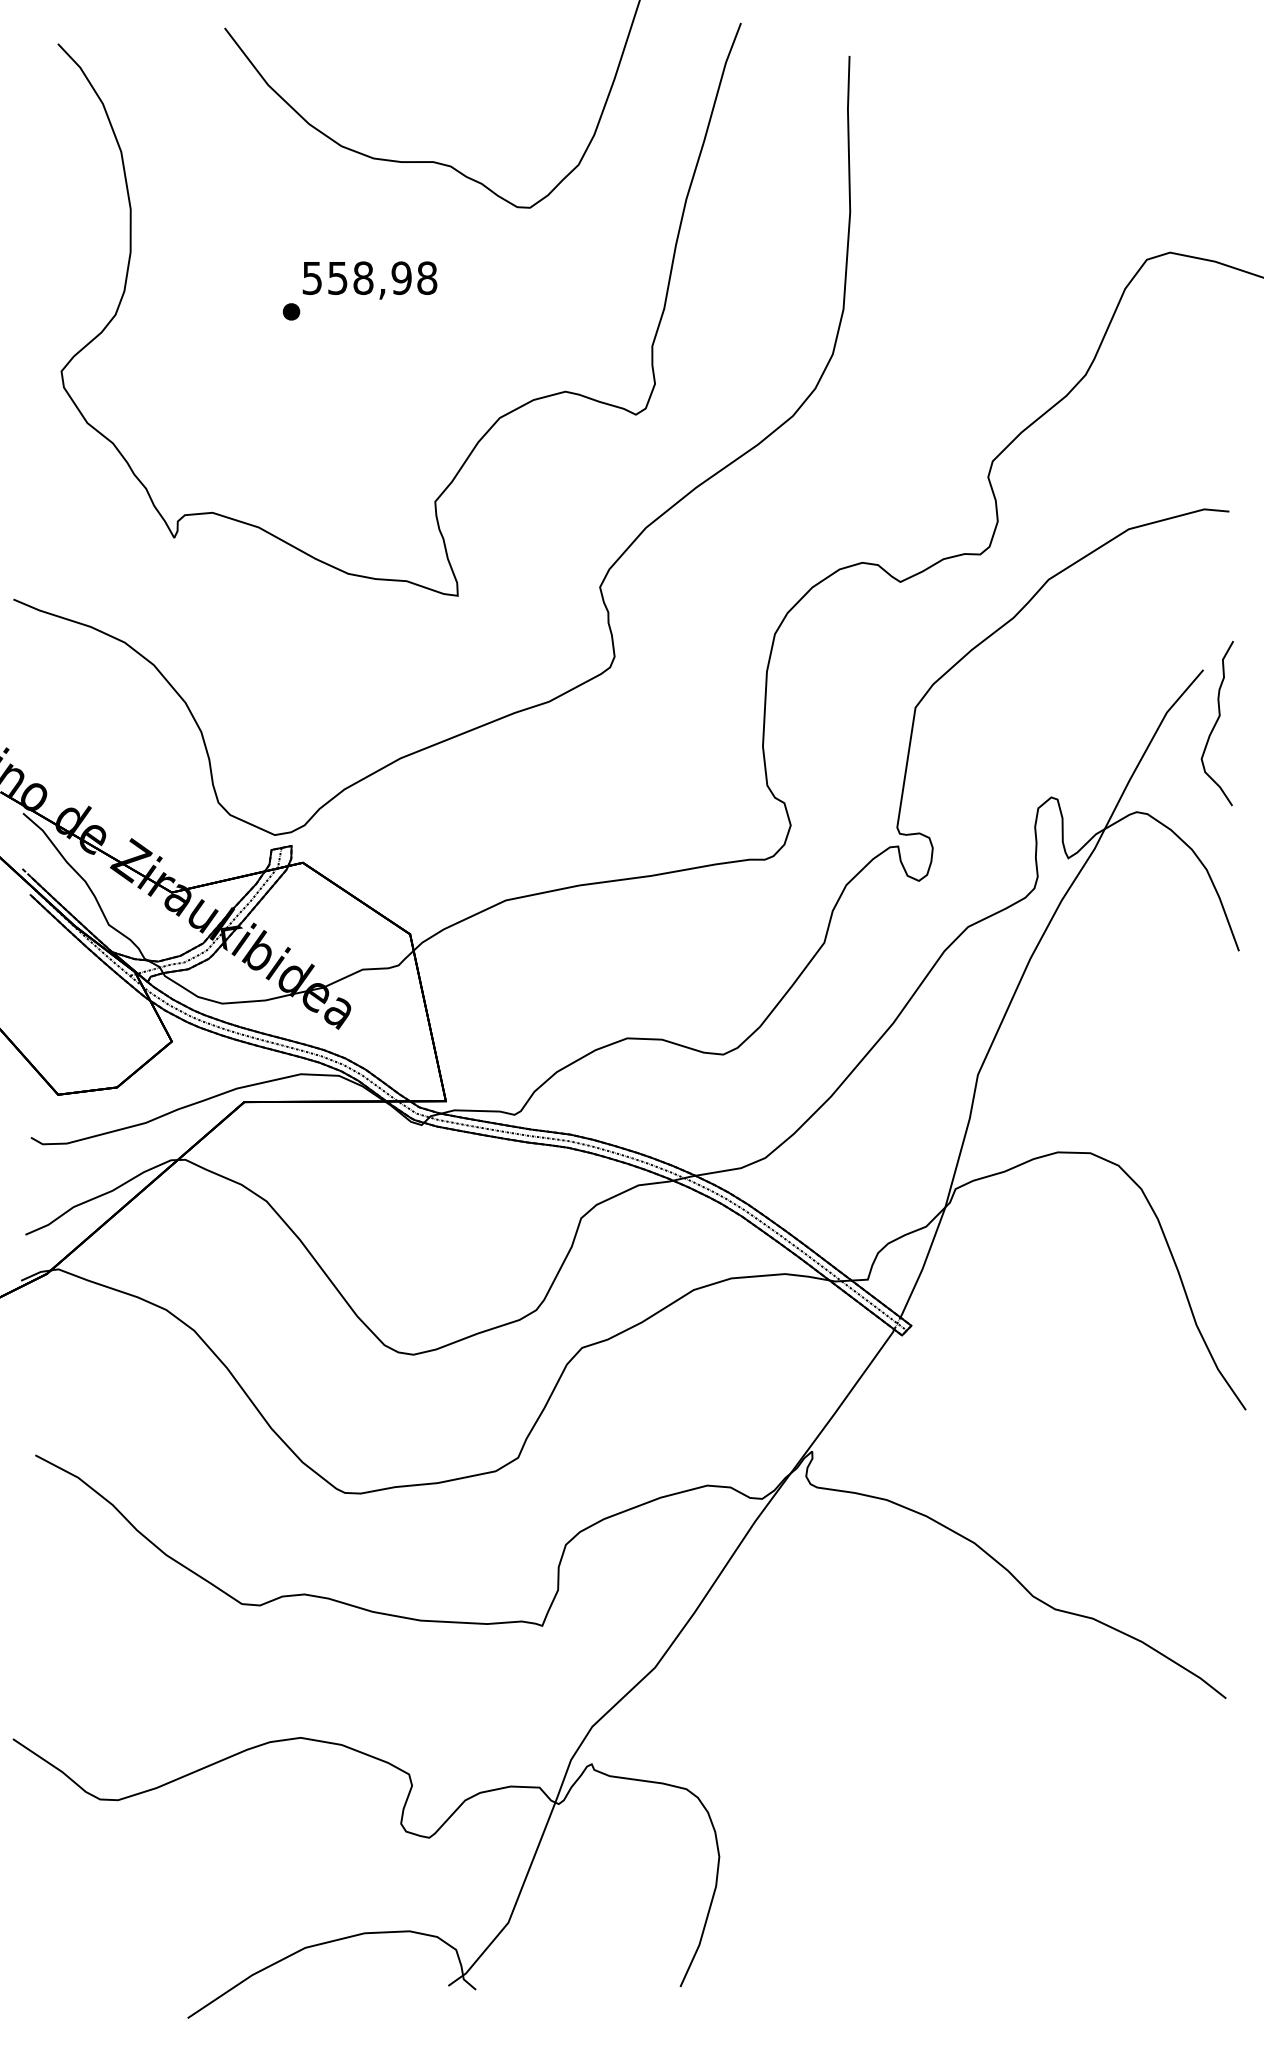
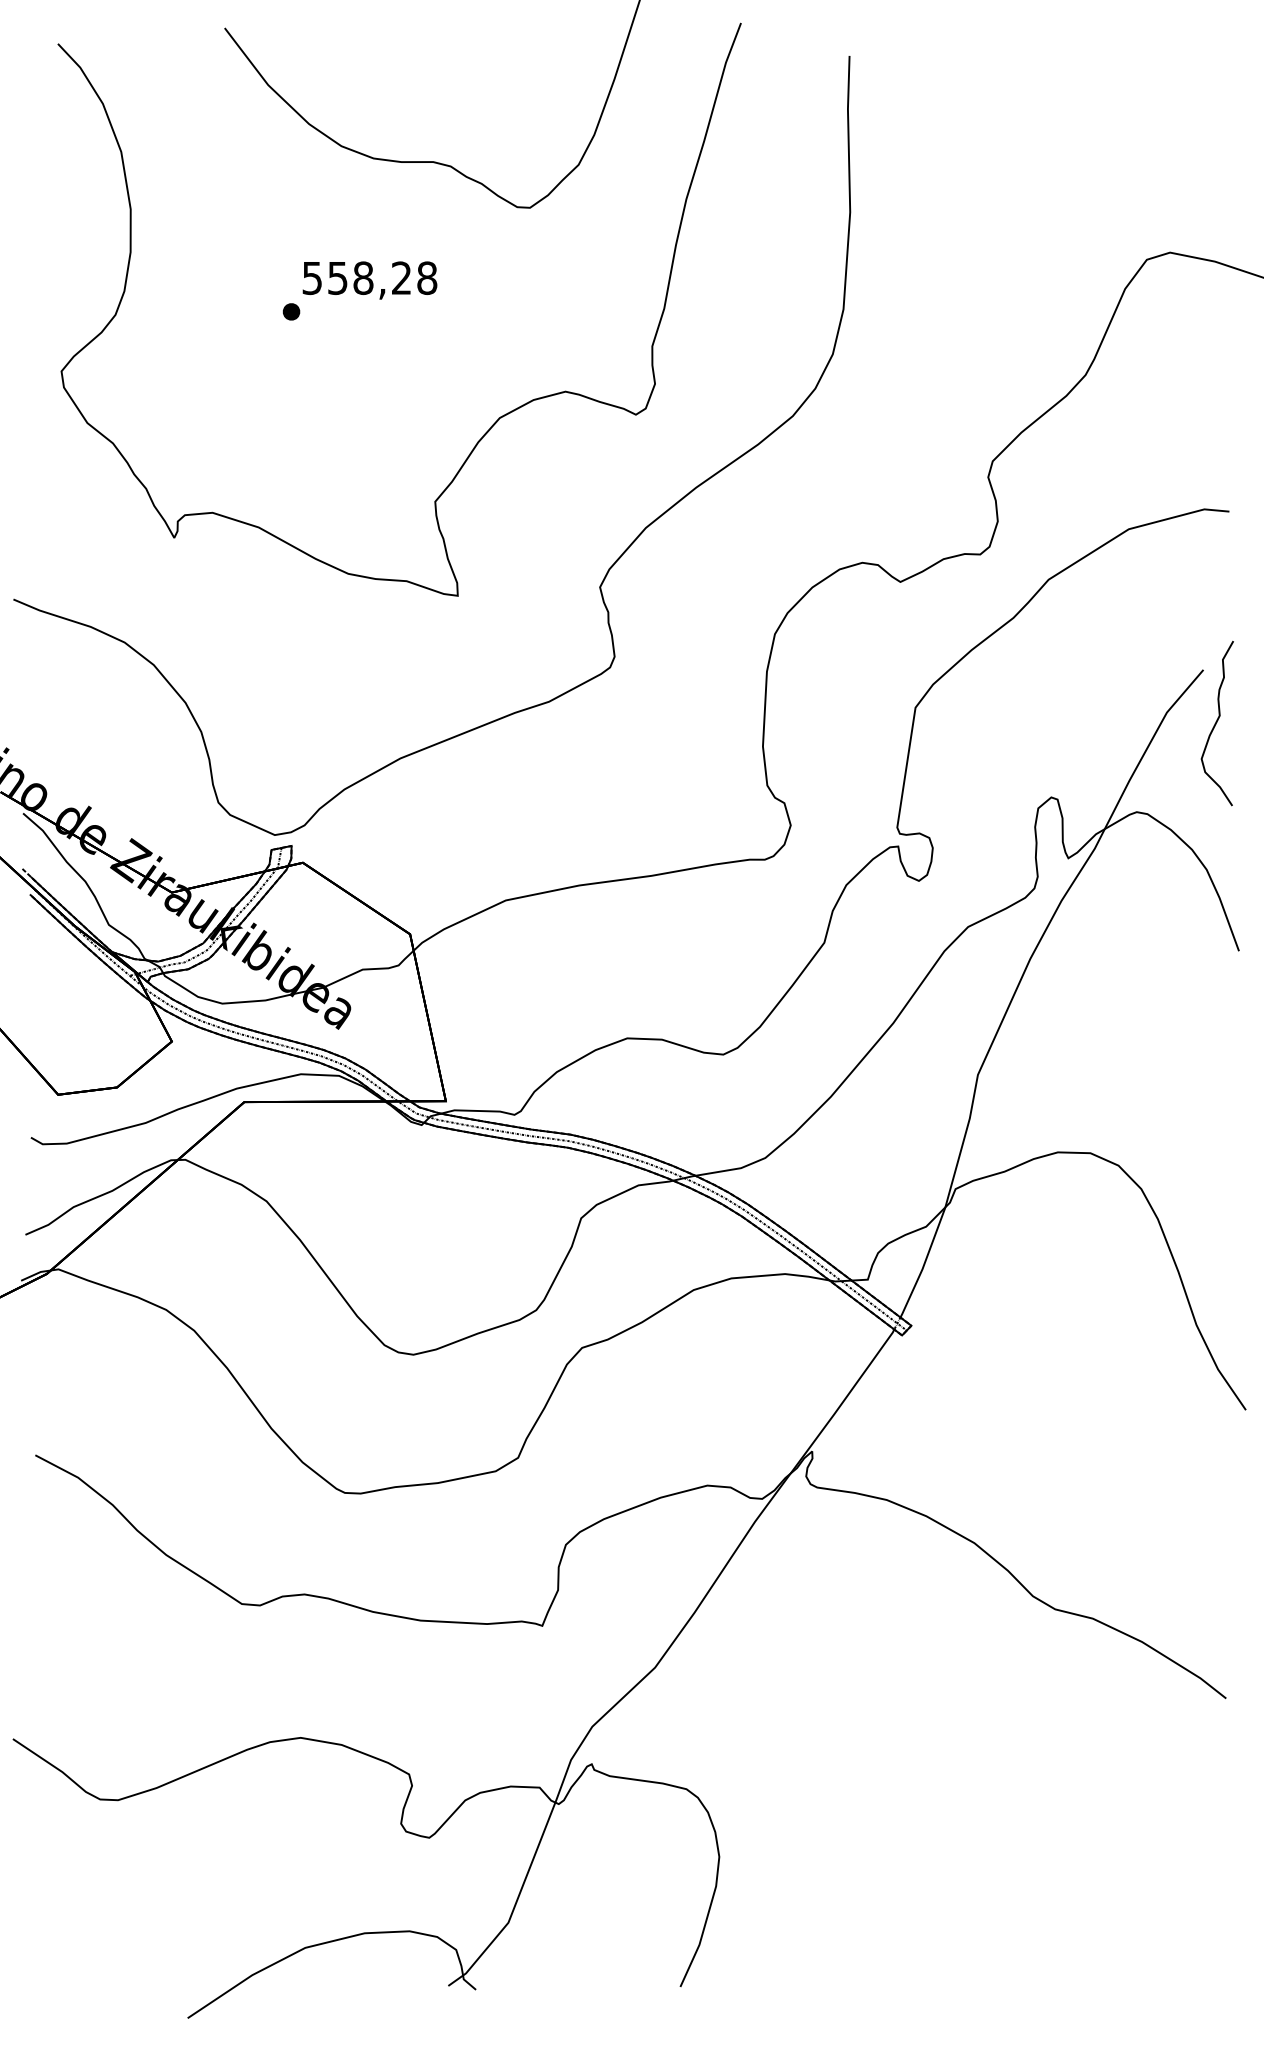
text: 558,98 -> 558,28 (401, 278)
